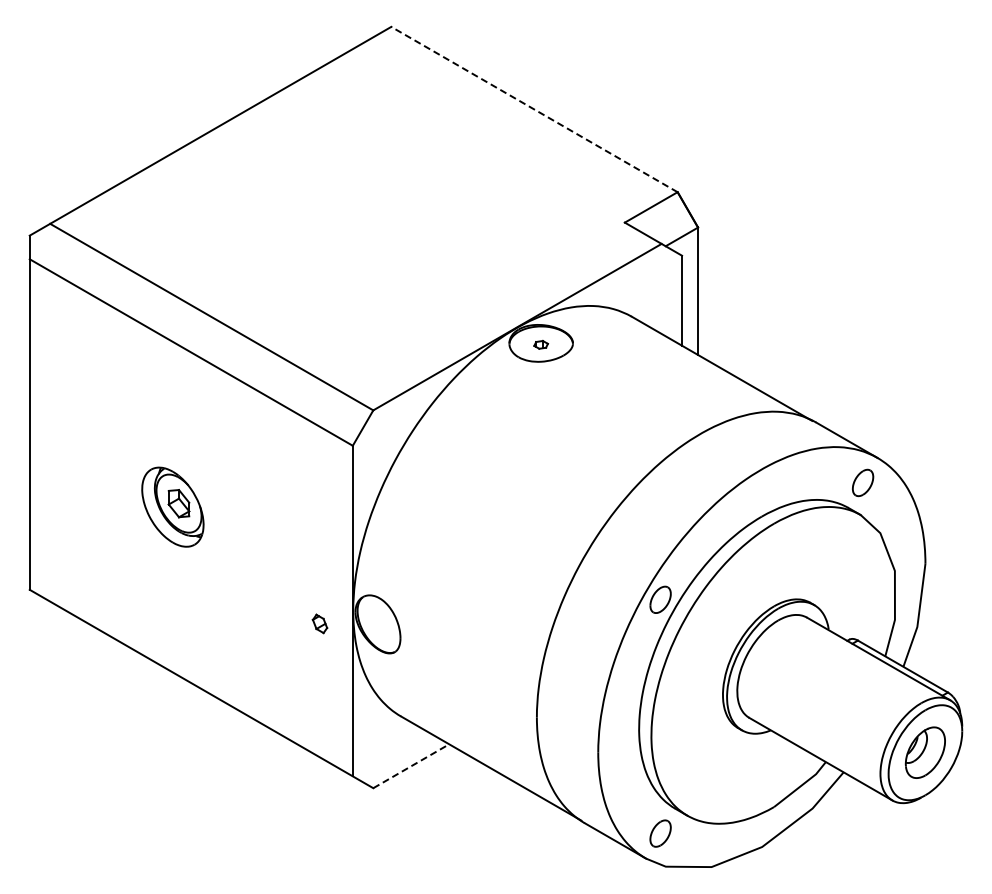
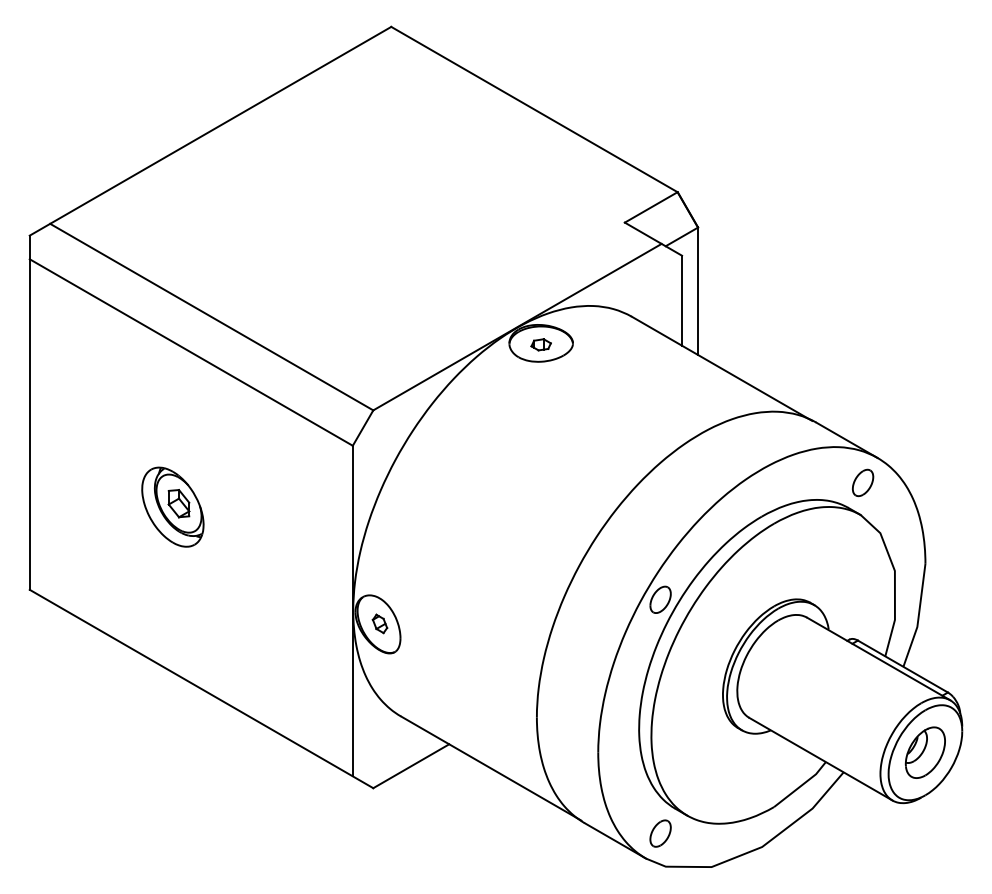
line: dashed -> solid (534, 109)
part size: 17x11 px -> 22x14 px (540, 344)
part position: (319, 623) -> (379, 623) (379, 623)
line: dashed -> solid (411, 766)
